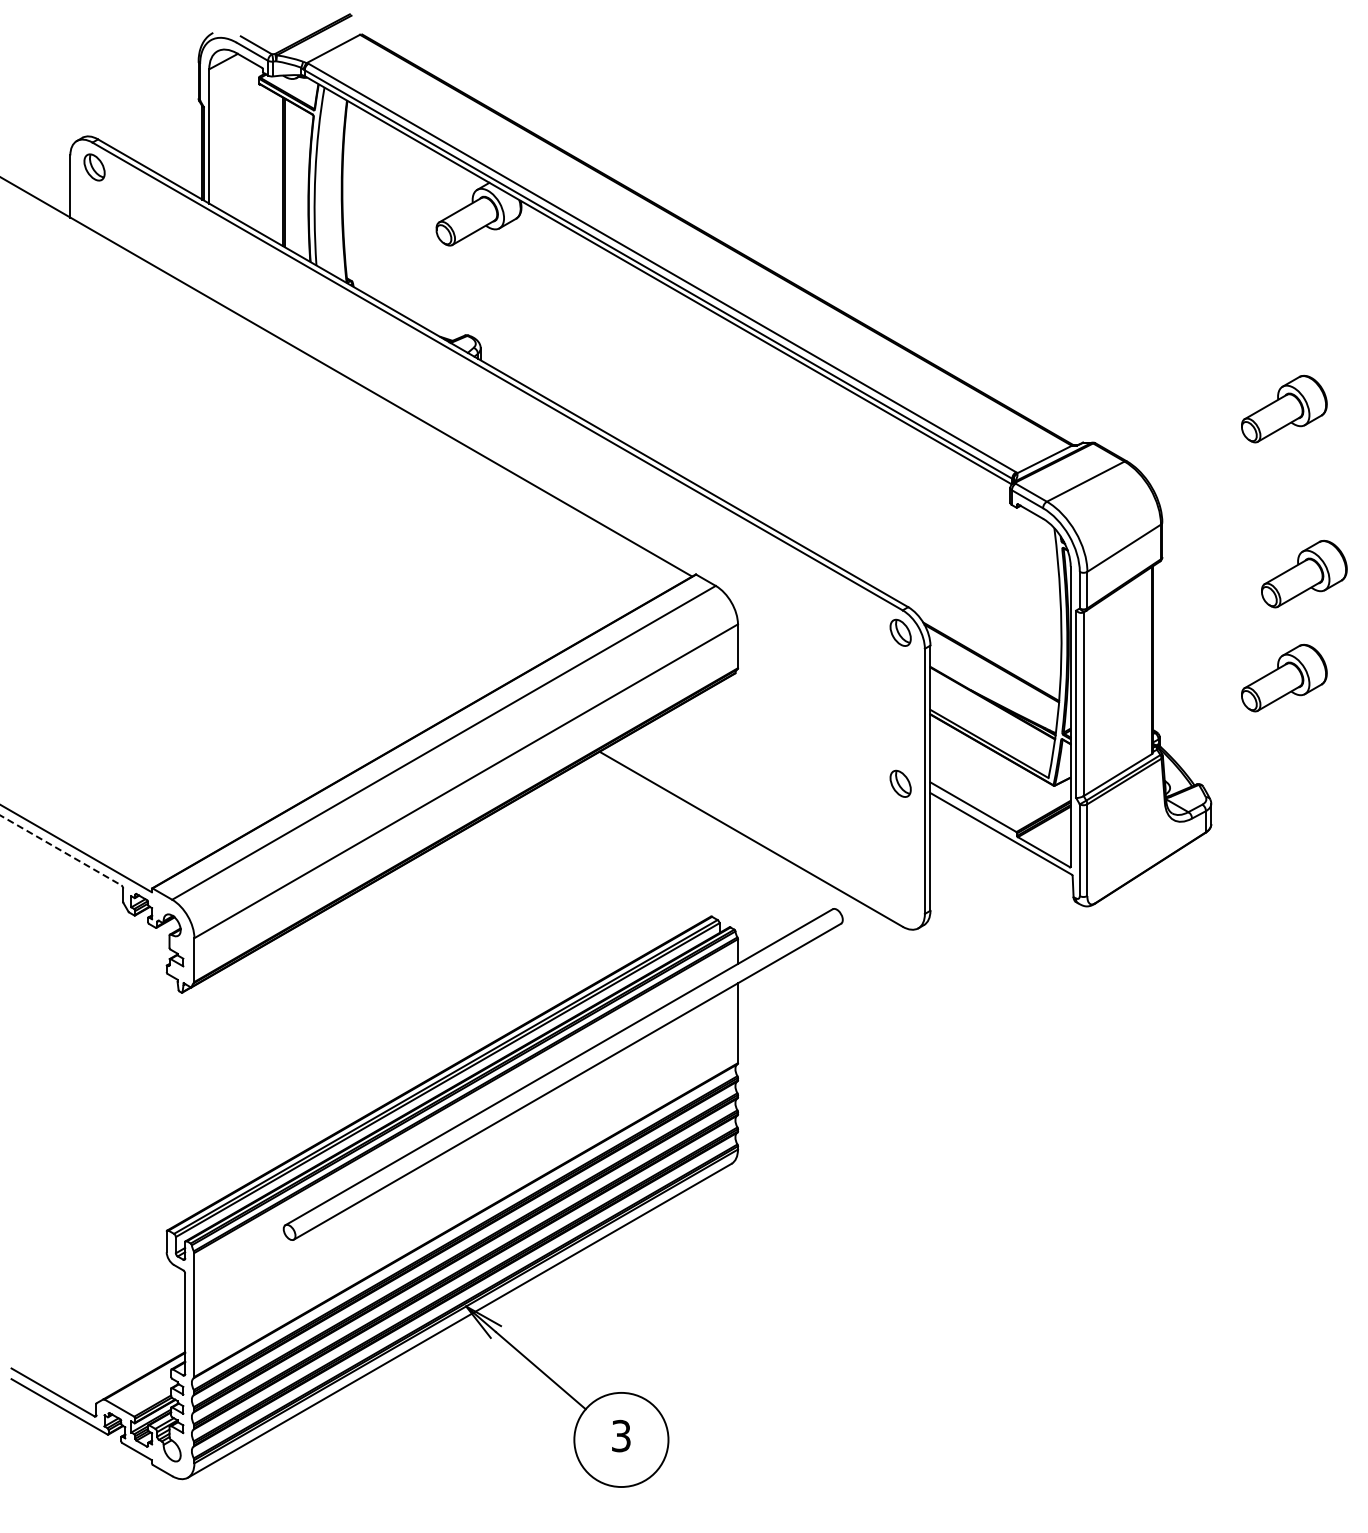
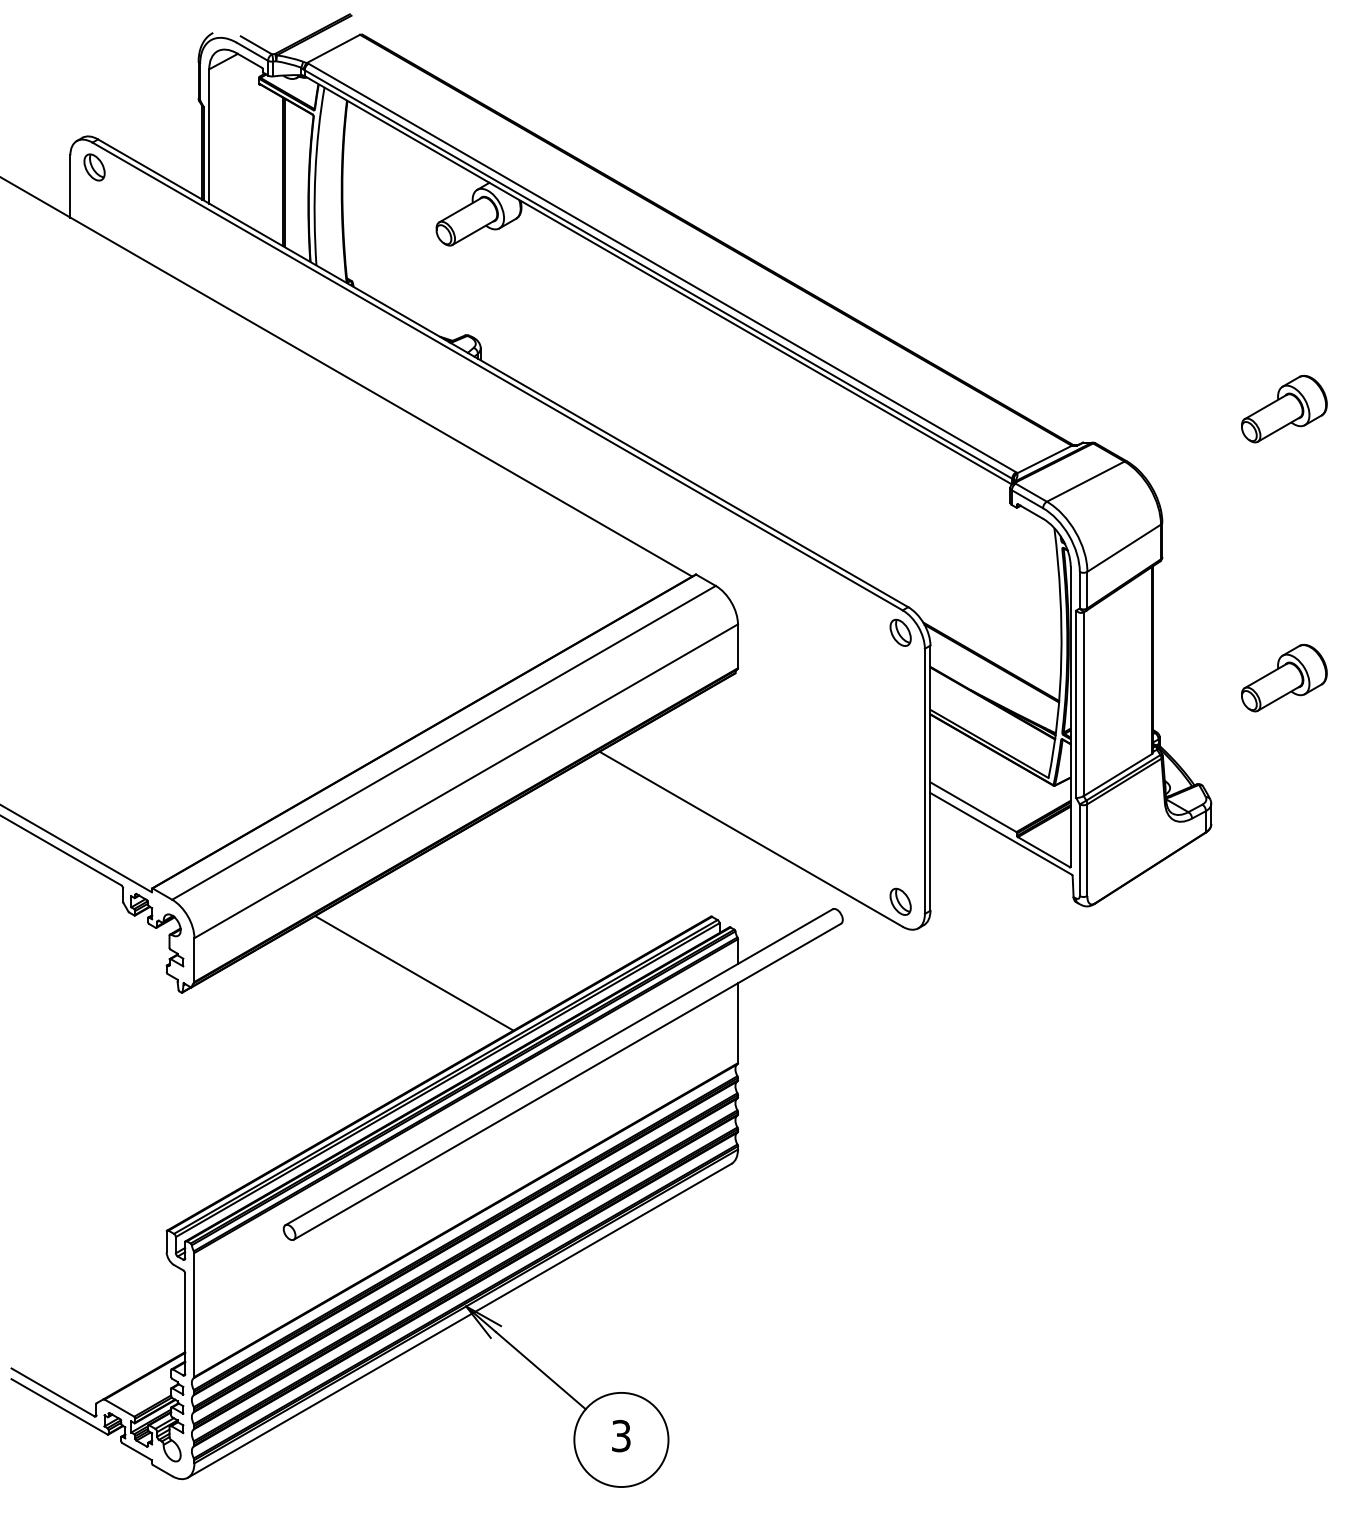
part: present -> none (1304, 573)
part position: (900, 783) -> (900, 901) (900, 901)
line: dashed -> solid (60, 850)
line: none -> present (414, 973)
